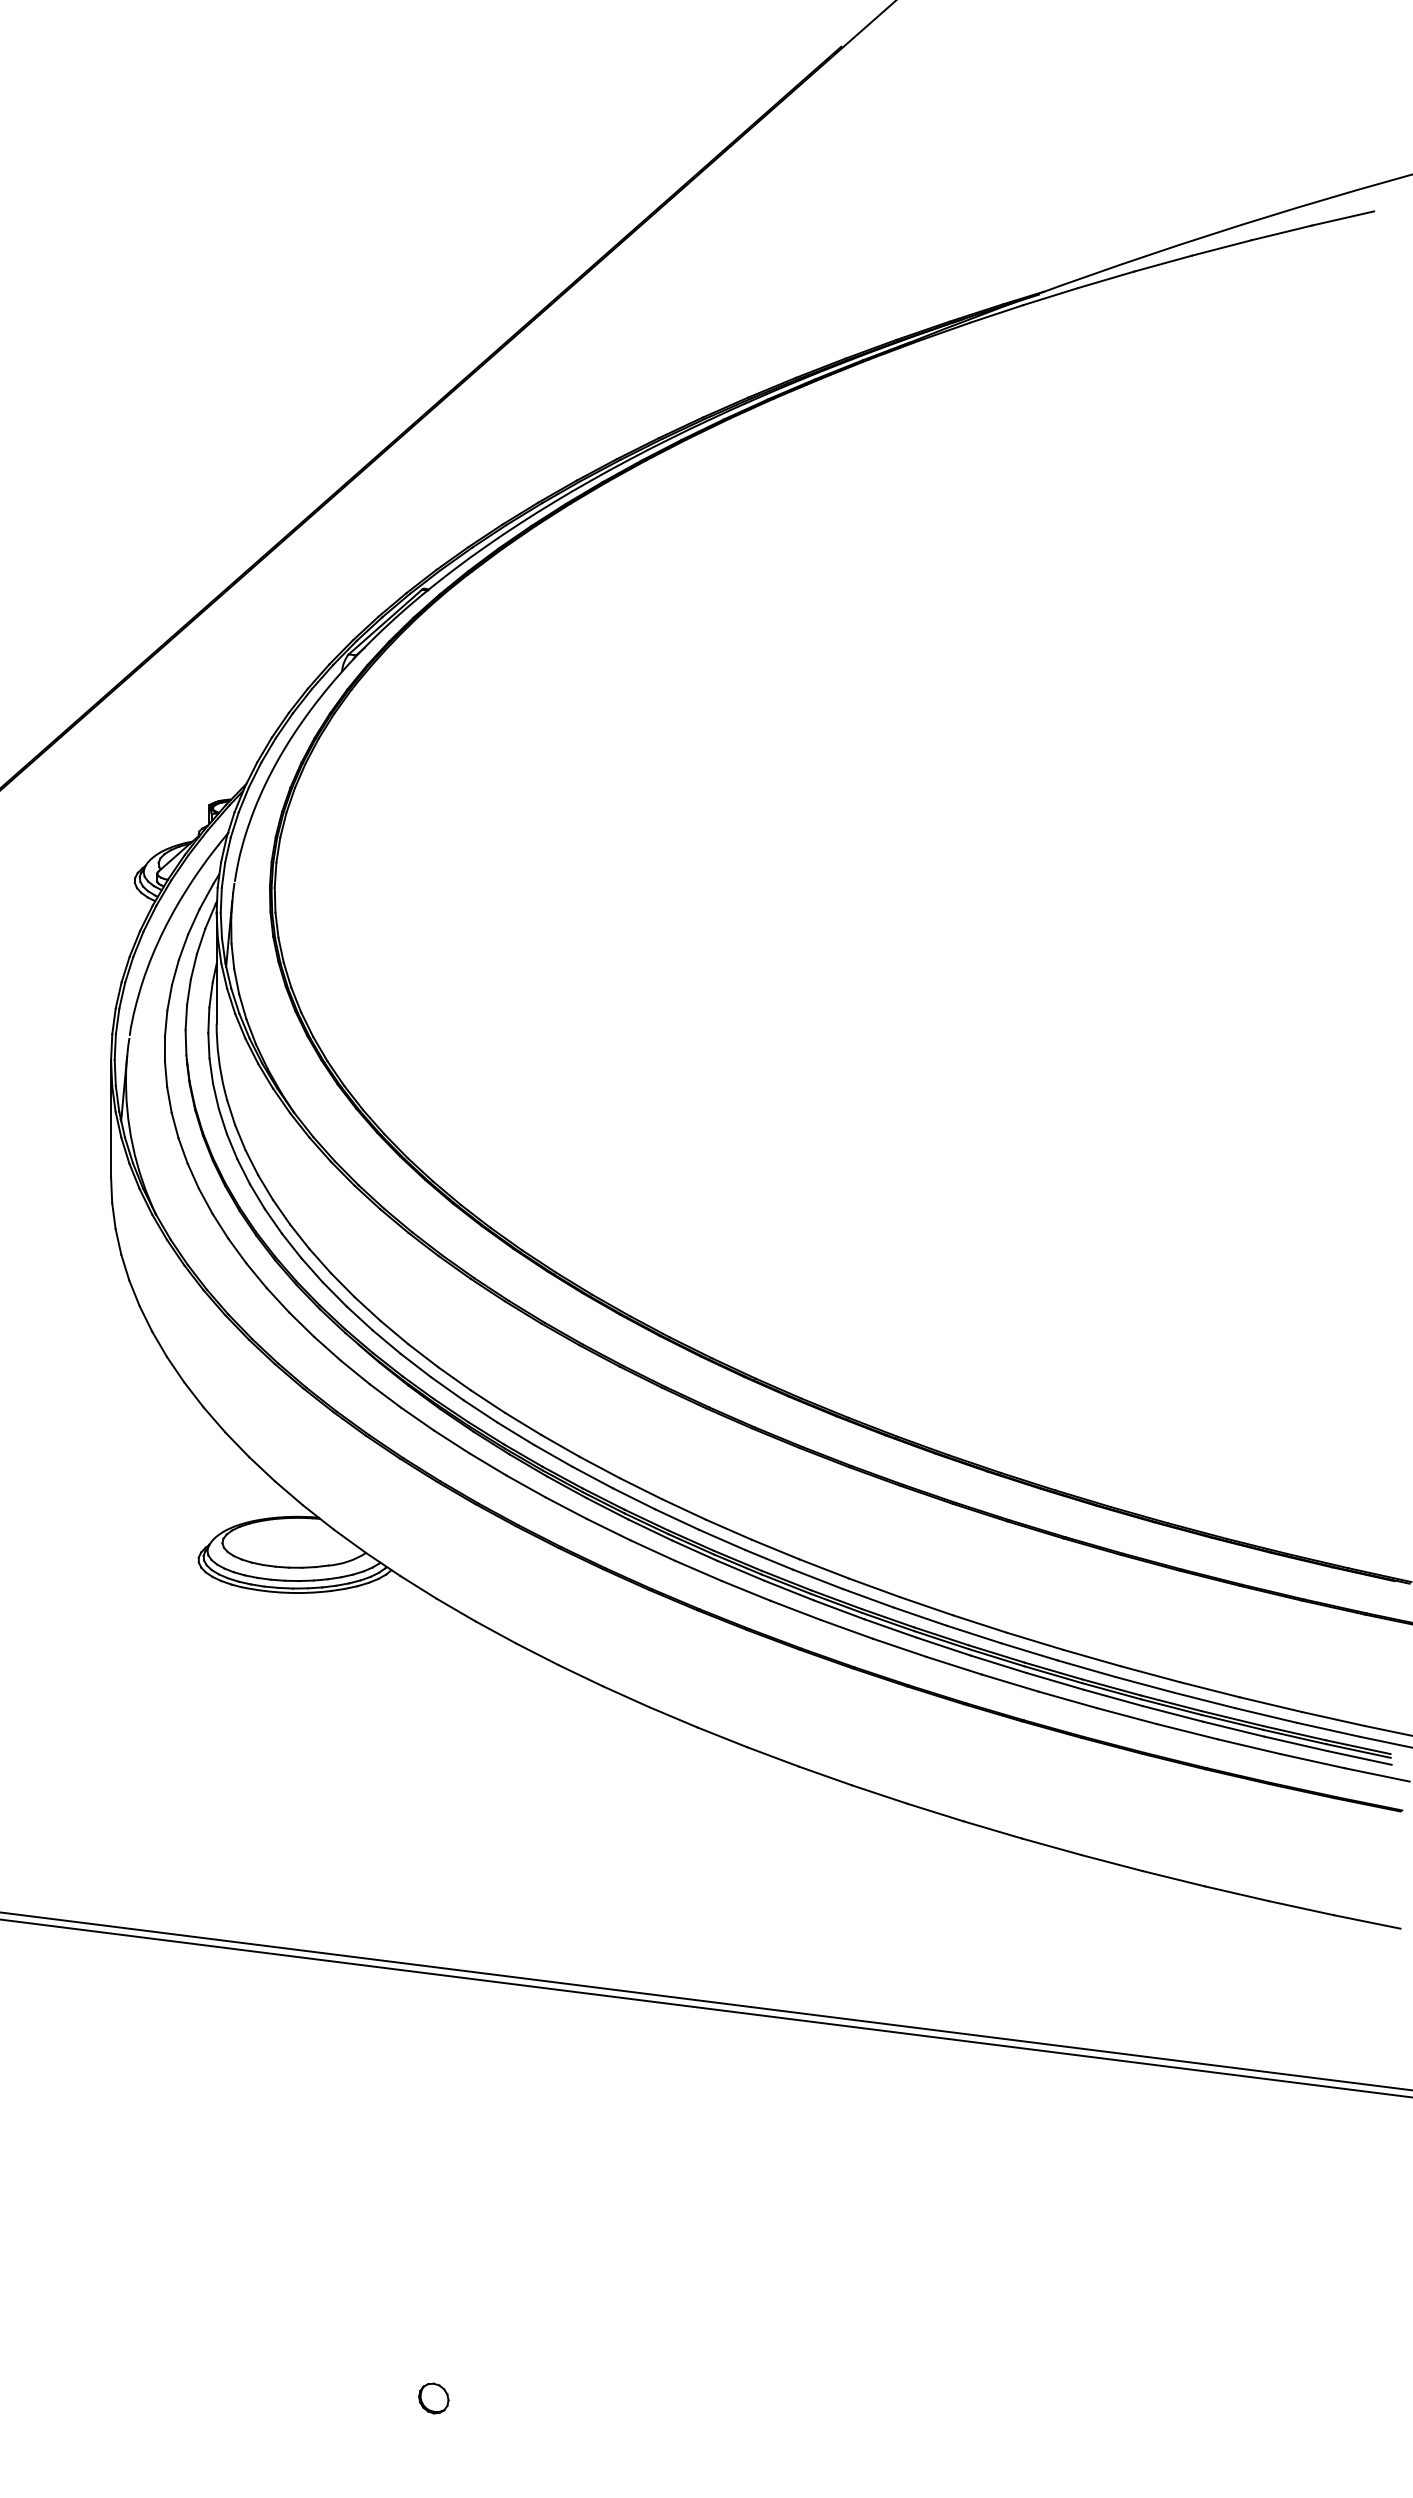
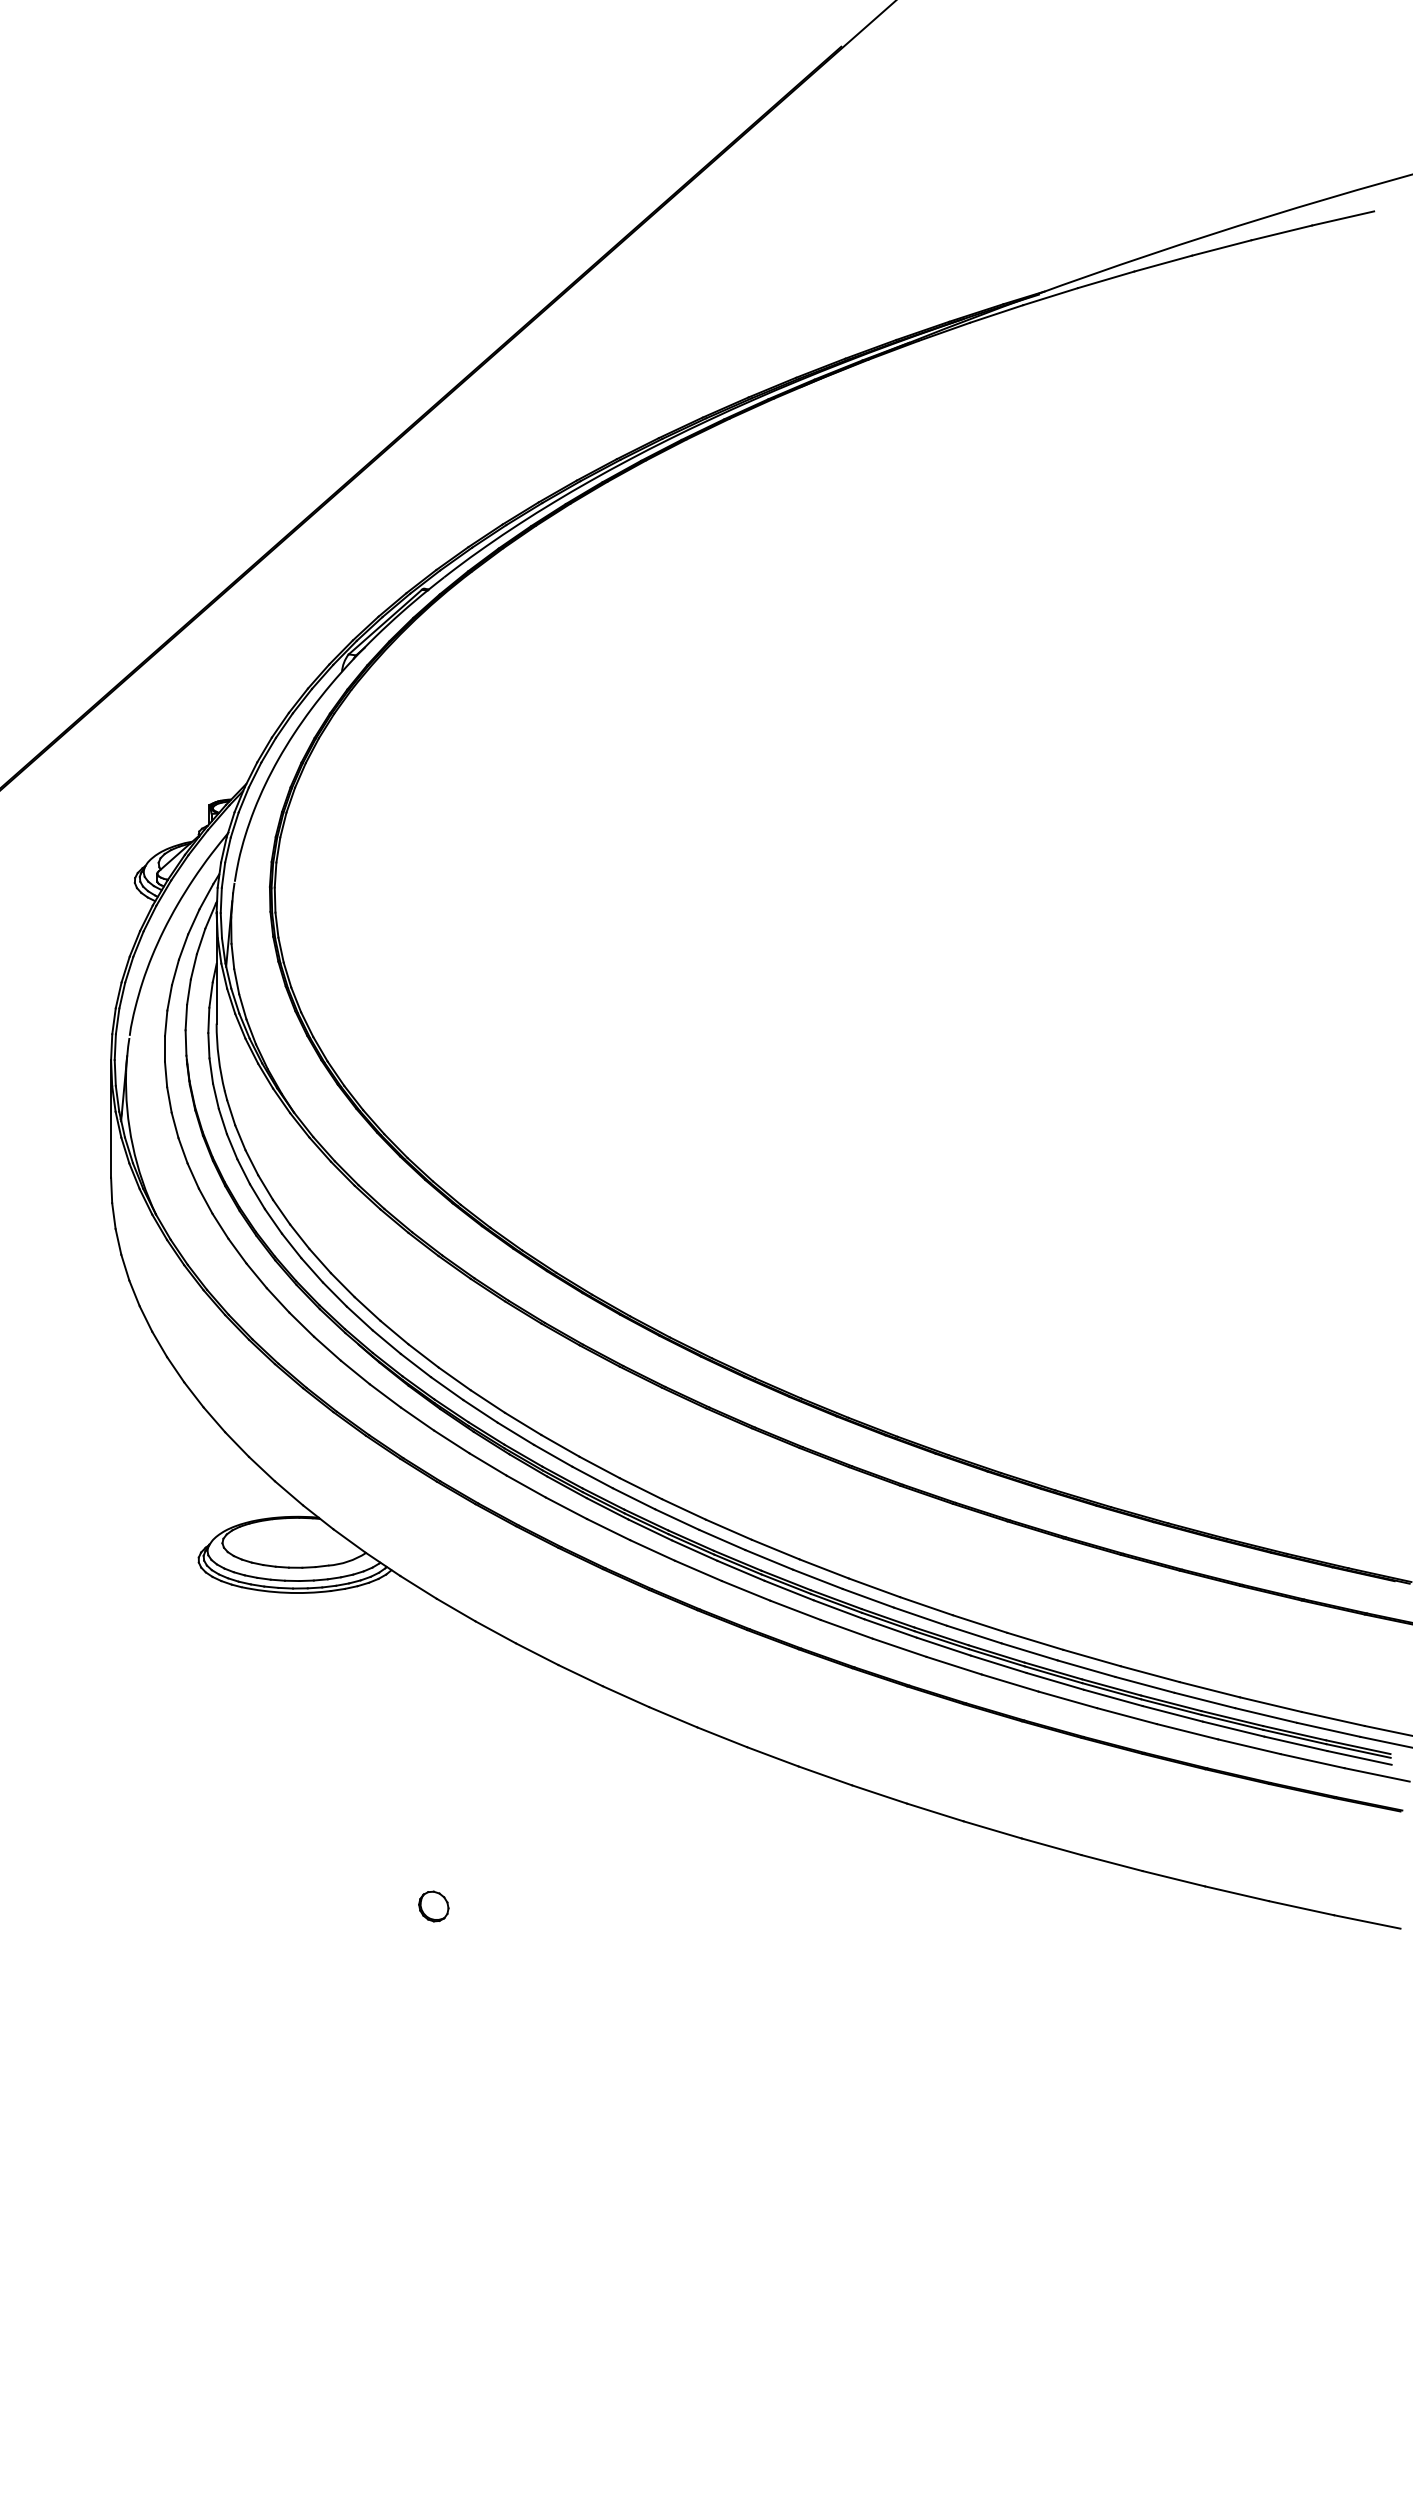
line: present -> none (705, 2000)
line: present -> none (705, 2008)
part position: (433, 2398) -> (433, 1906) (433, 1906)
